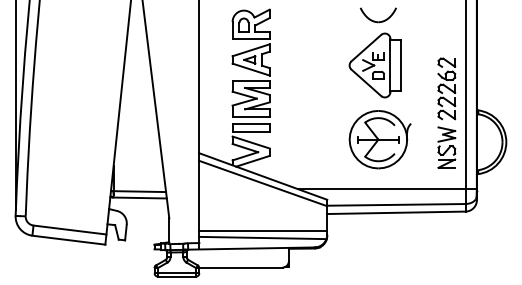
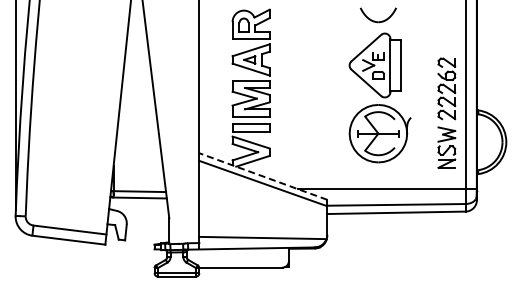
part position: (379, 139) -> (379, 133) (379, 133)
line: solid -> dashed (262, 176)
line: present -> none (263, 230)
